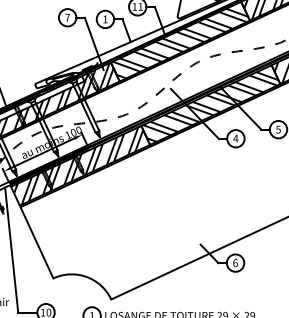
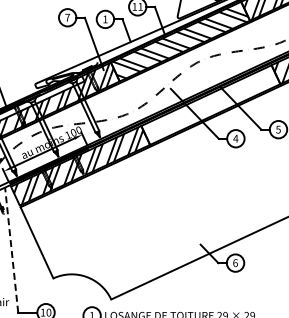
hatch: present -> none (210, 103)
line: solid -> dashed (11, 250)
